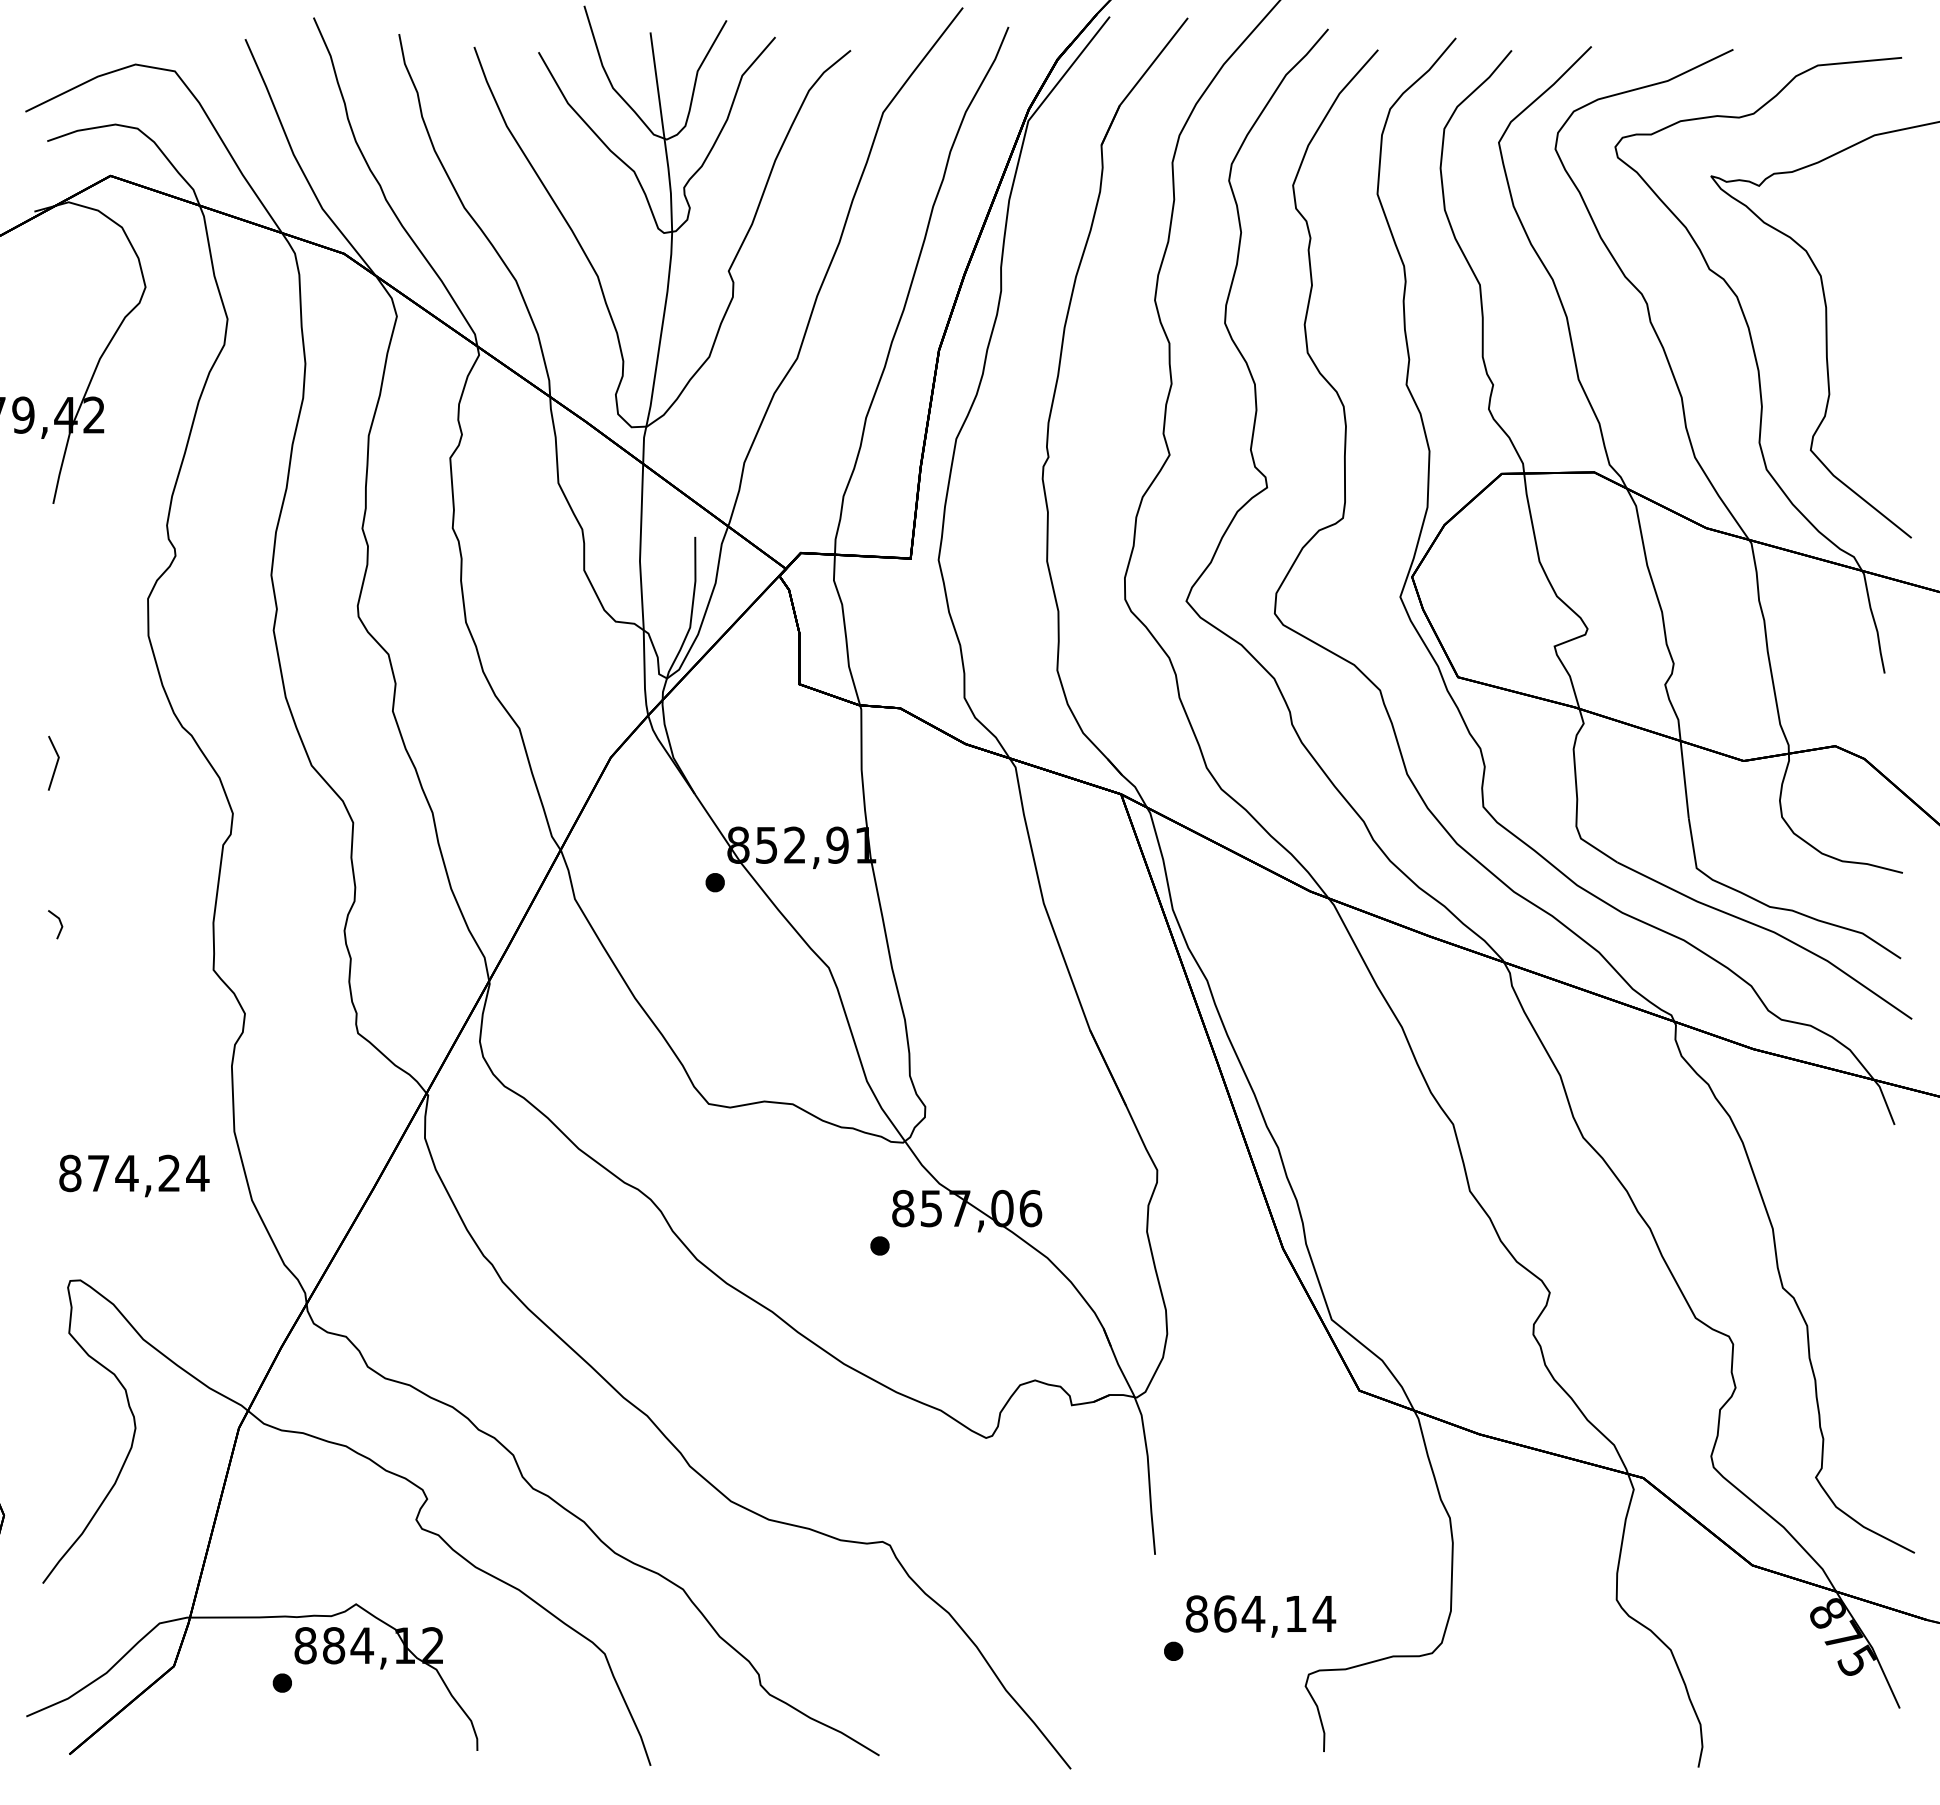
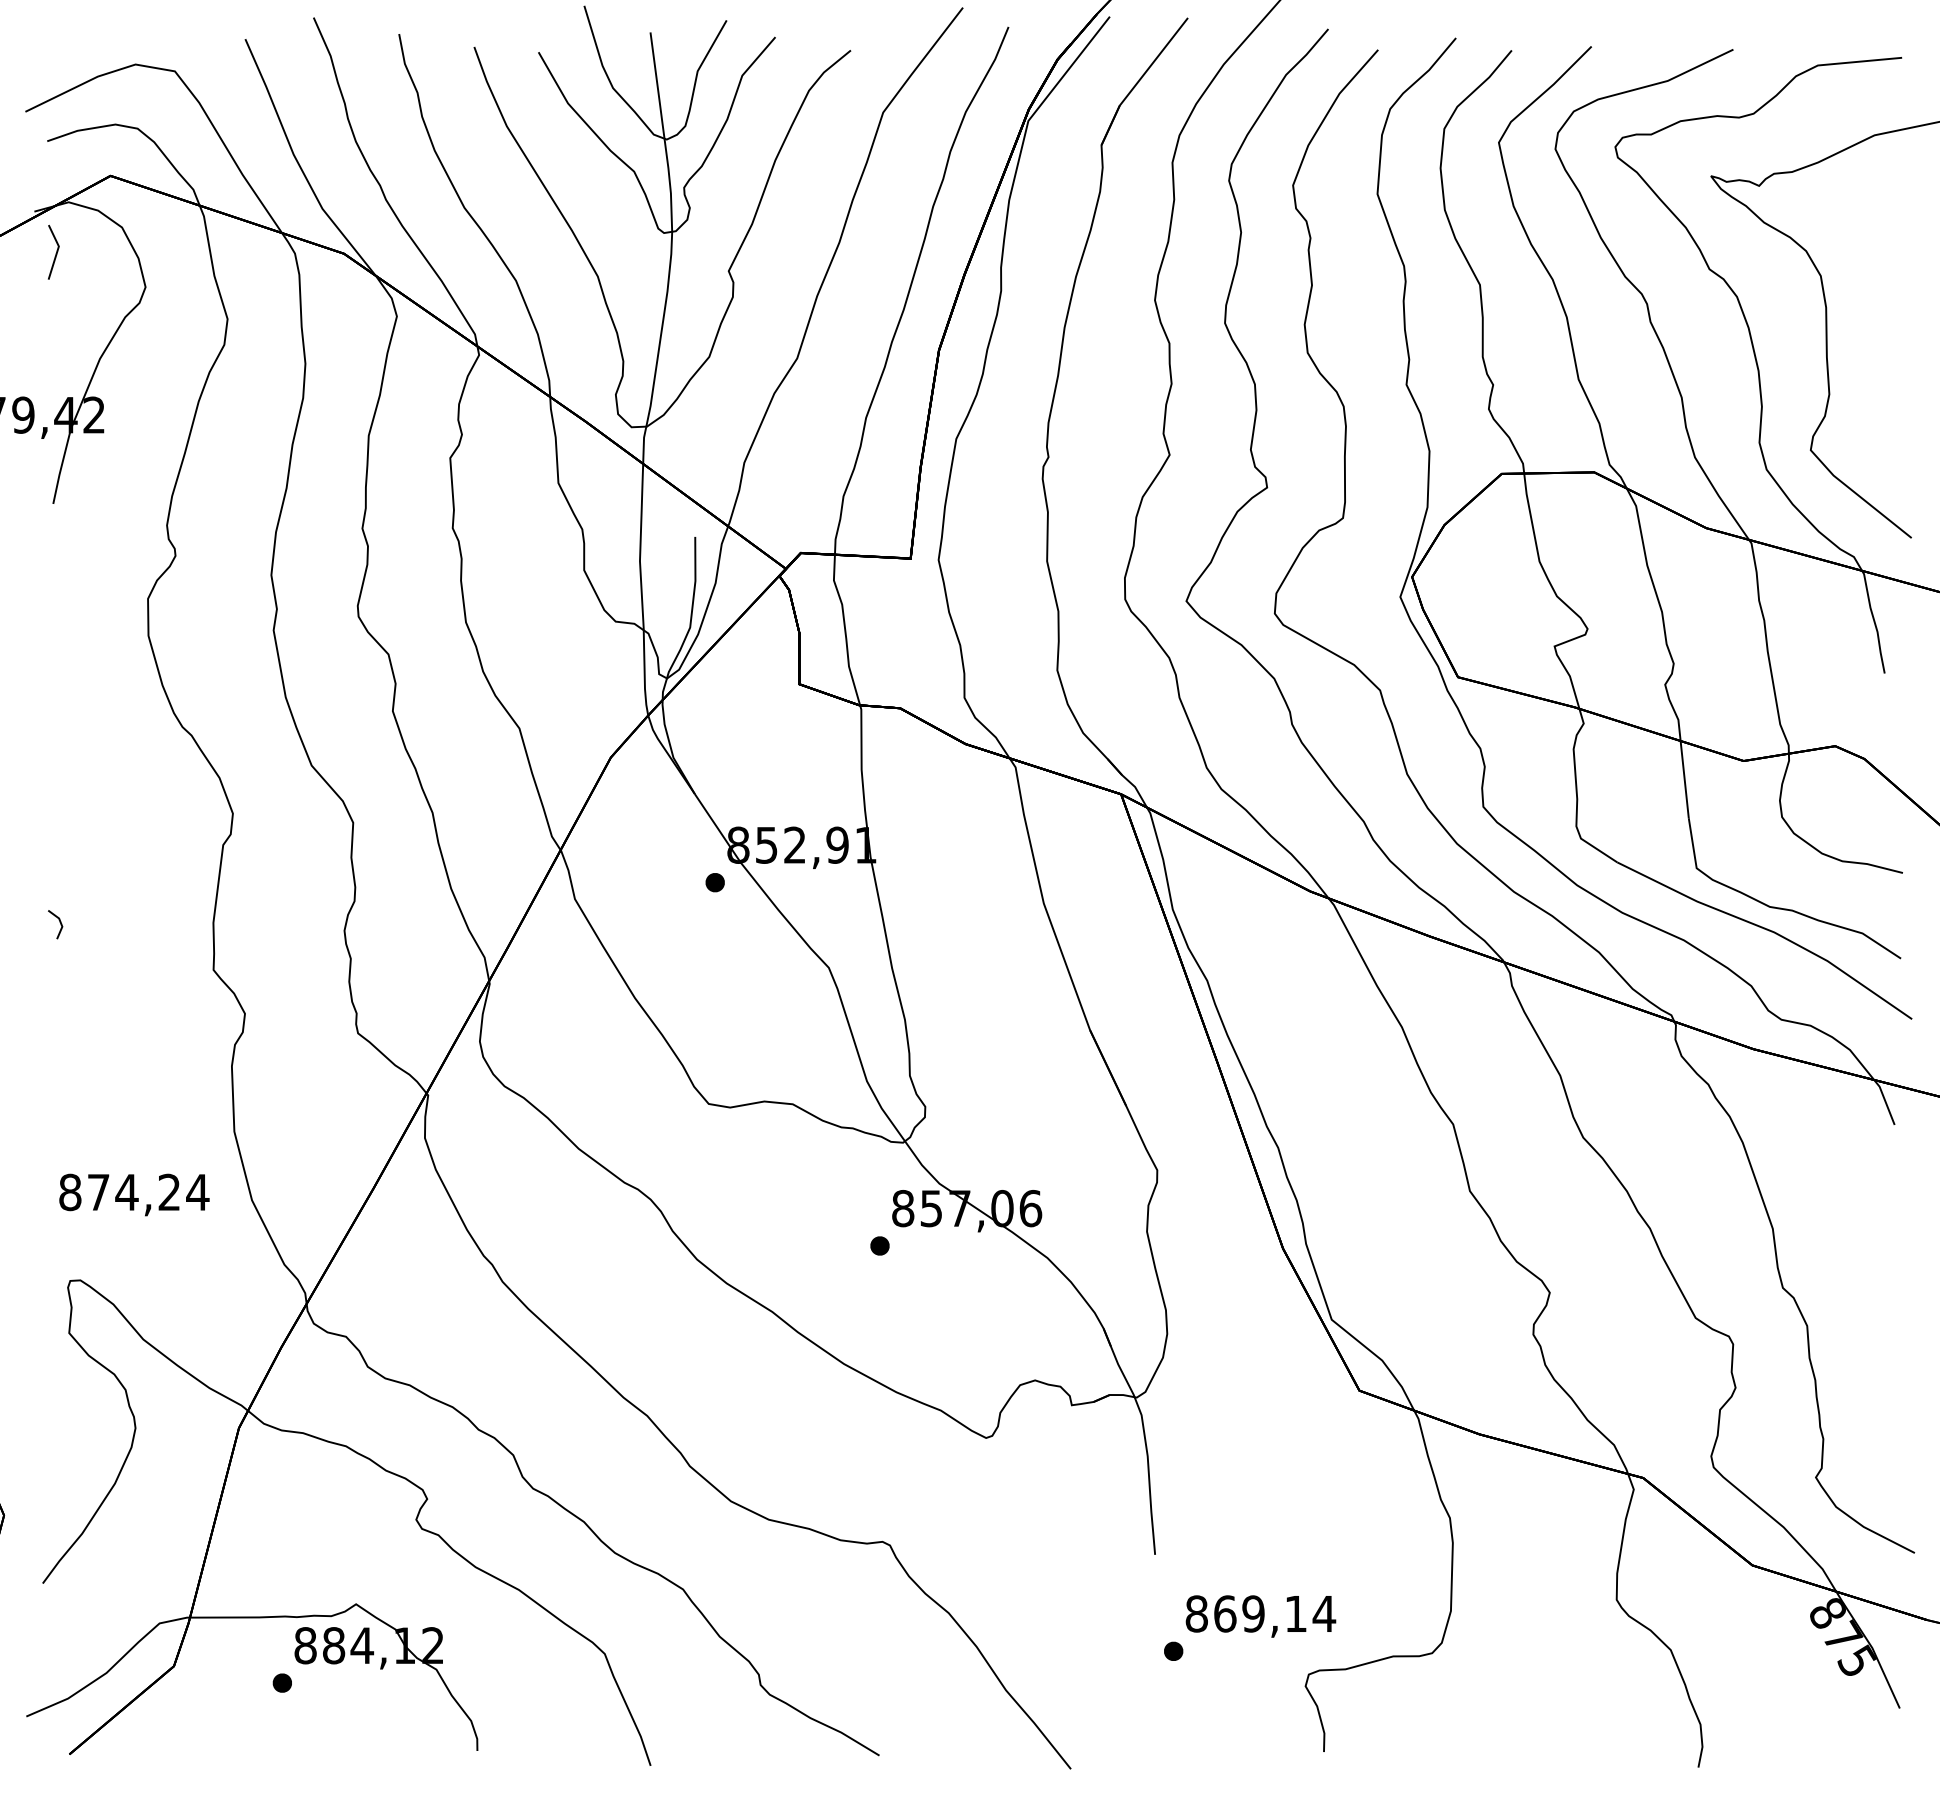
line position: (55, 764) -> (55, 253) (55, 253)
text position: (134, 1175) -> (134, 1194) (134, 1194)
text: 864,14 -> 869,14 (1253, 1613)
